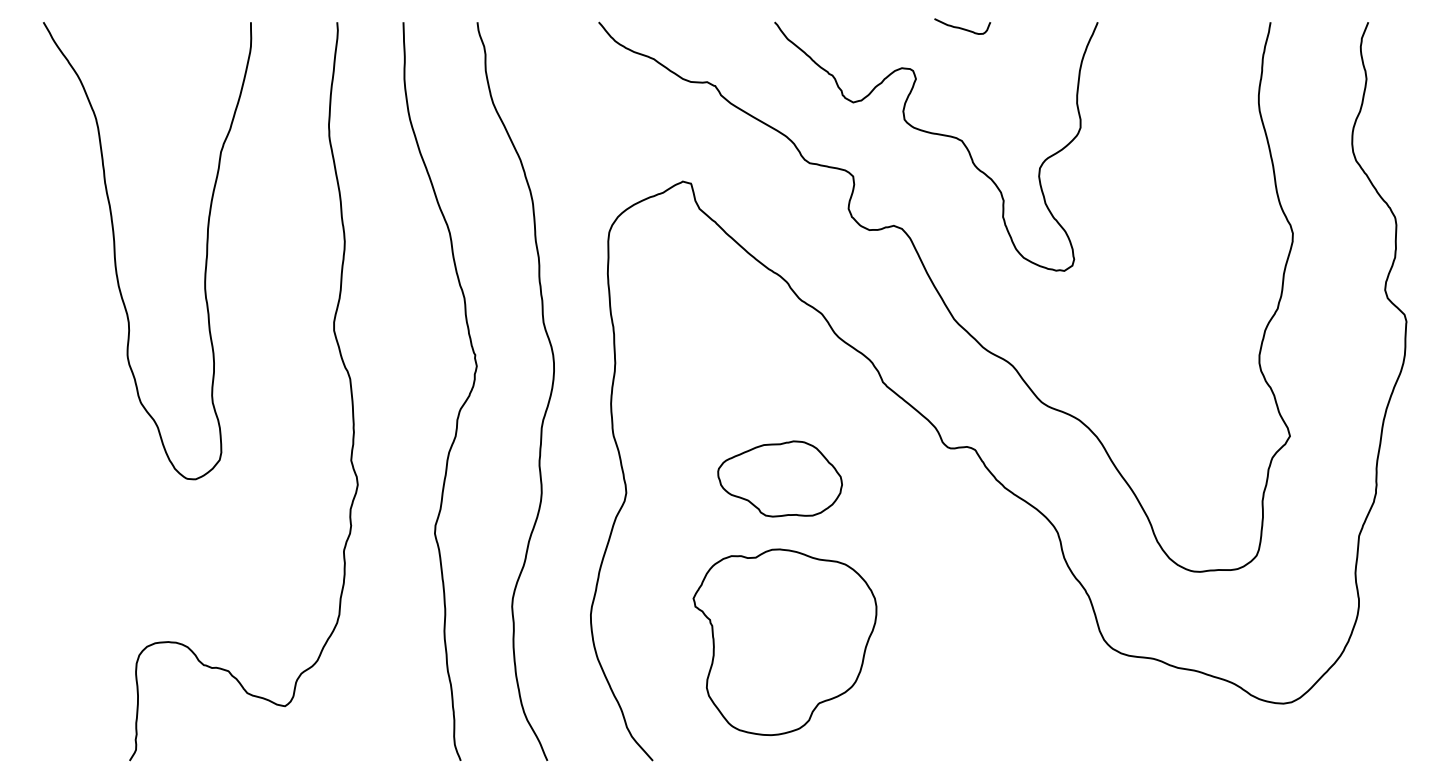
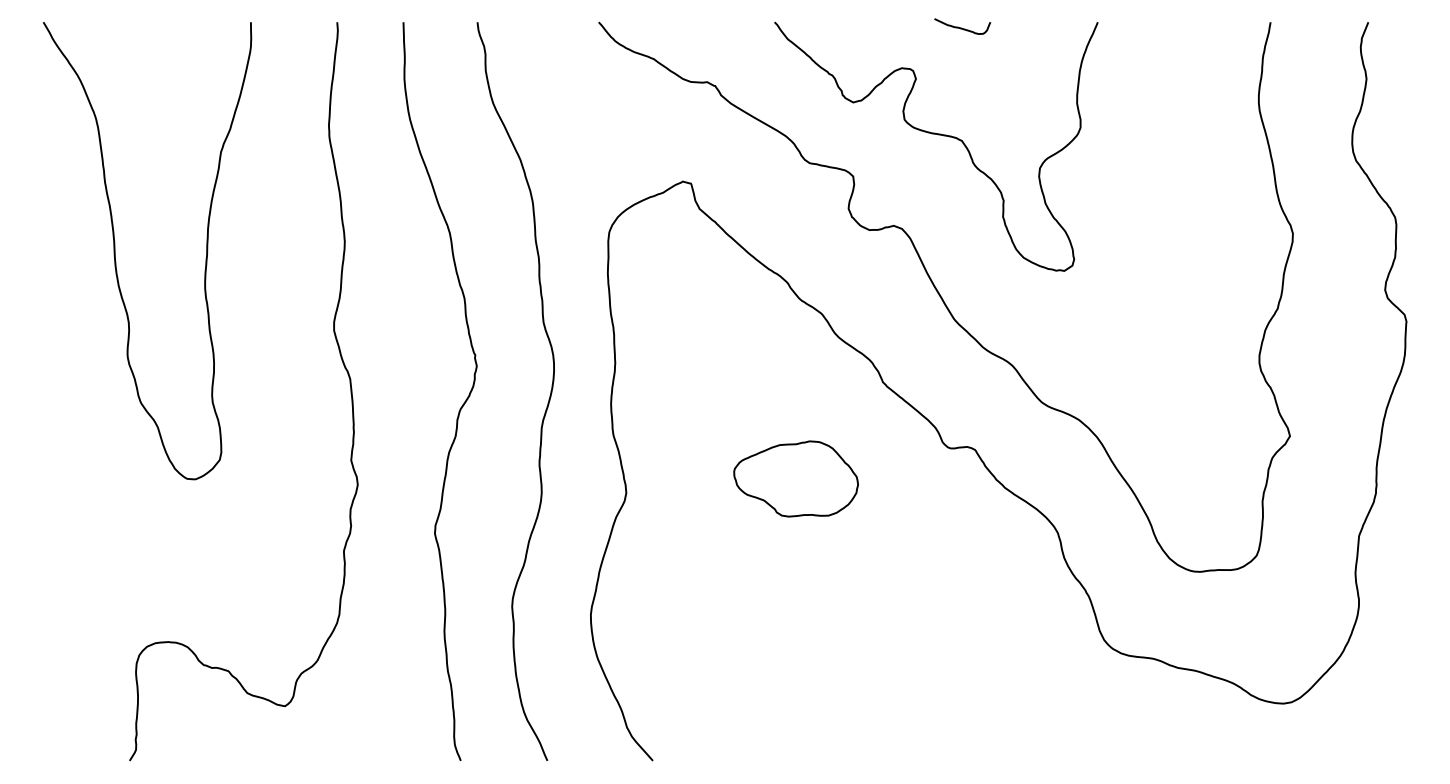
part position: (779, 478) -> (795, 478) (795, 478)
part: present -> none (784, 642)
